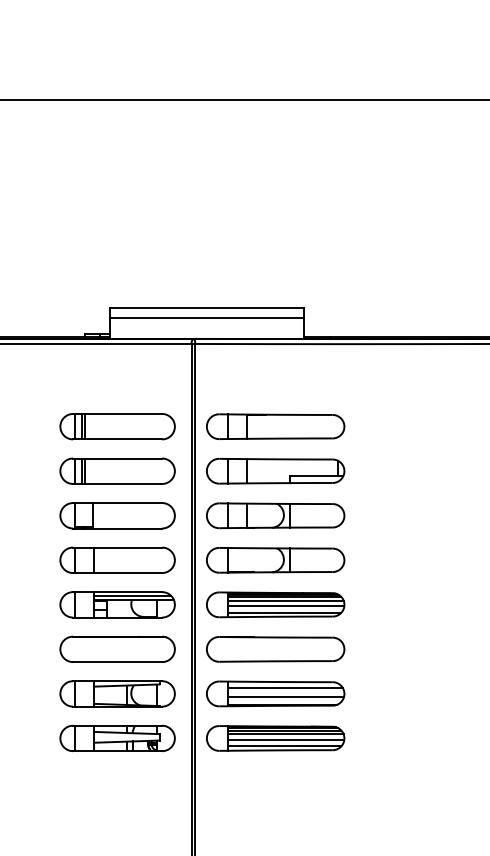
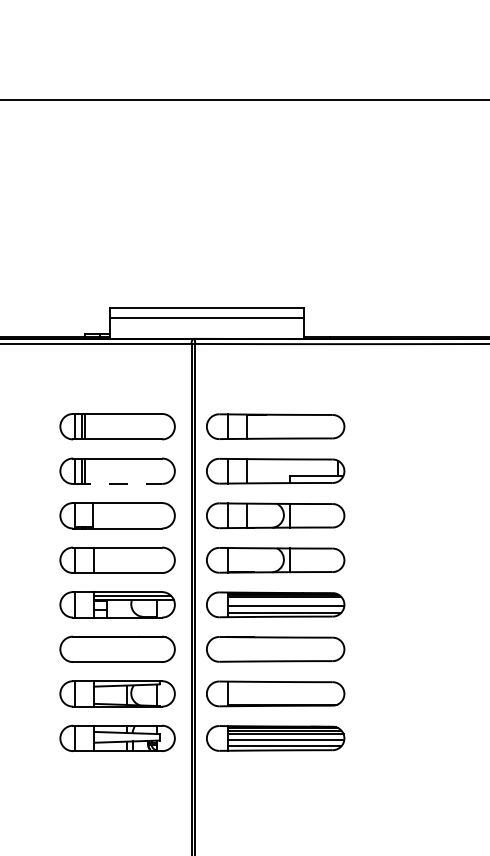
line: solid -> dashed (117, 483)
line: present -> none (285, 600)
line: present -> none (284, 688)
line: present -> none (285, 697)
